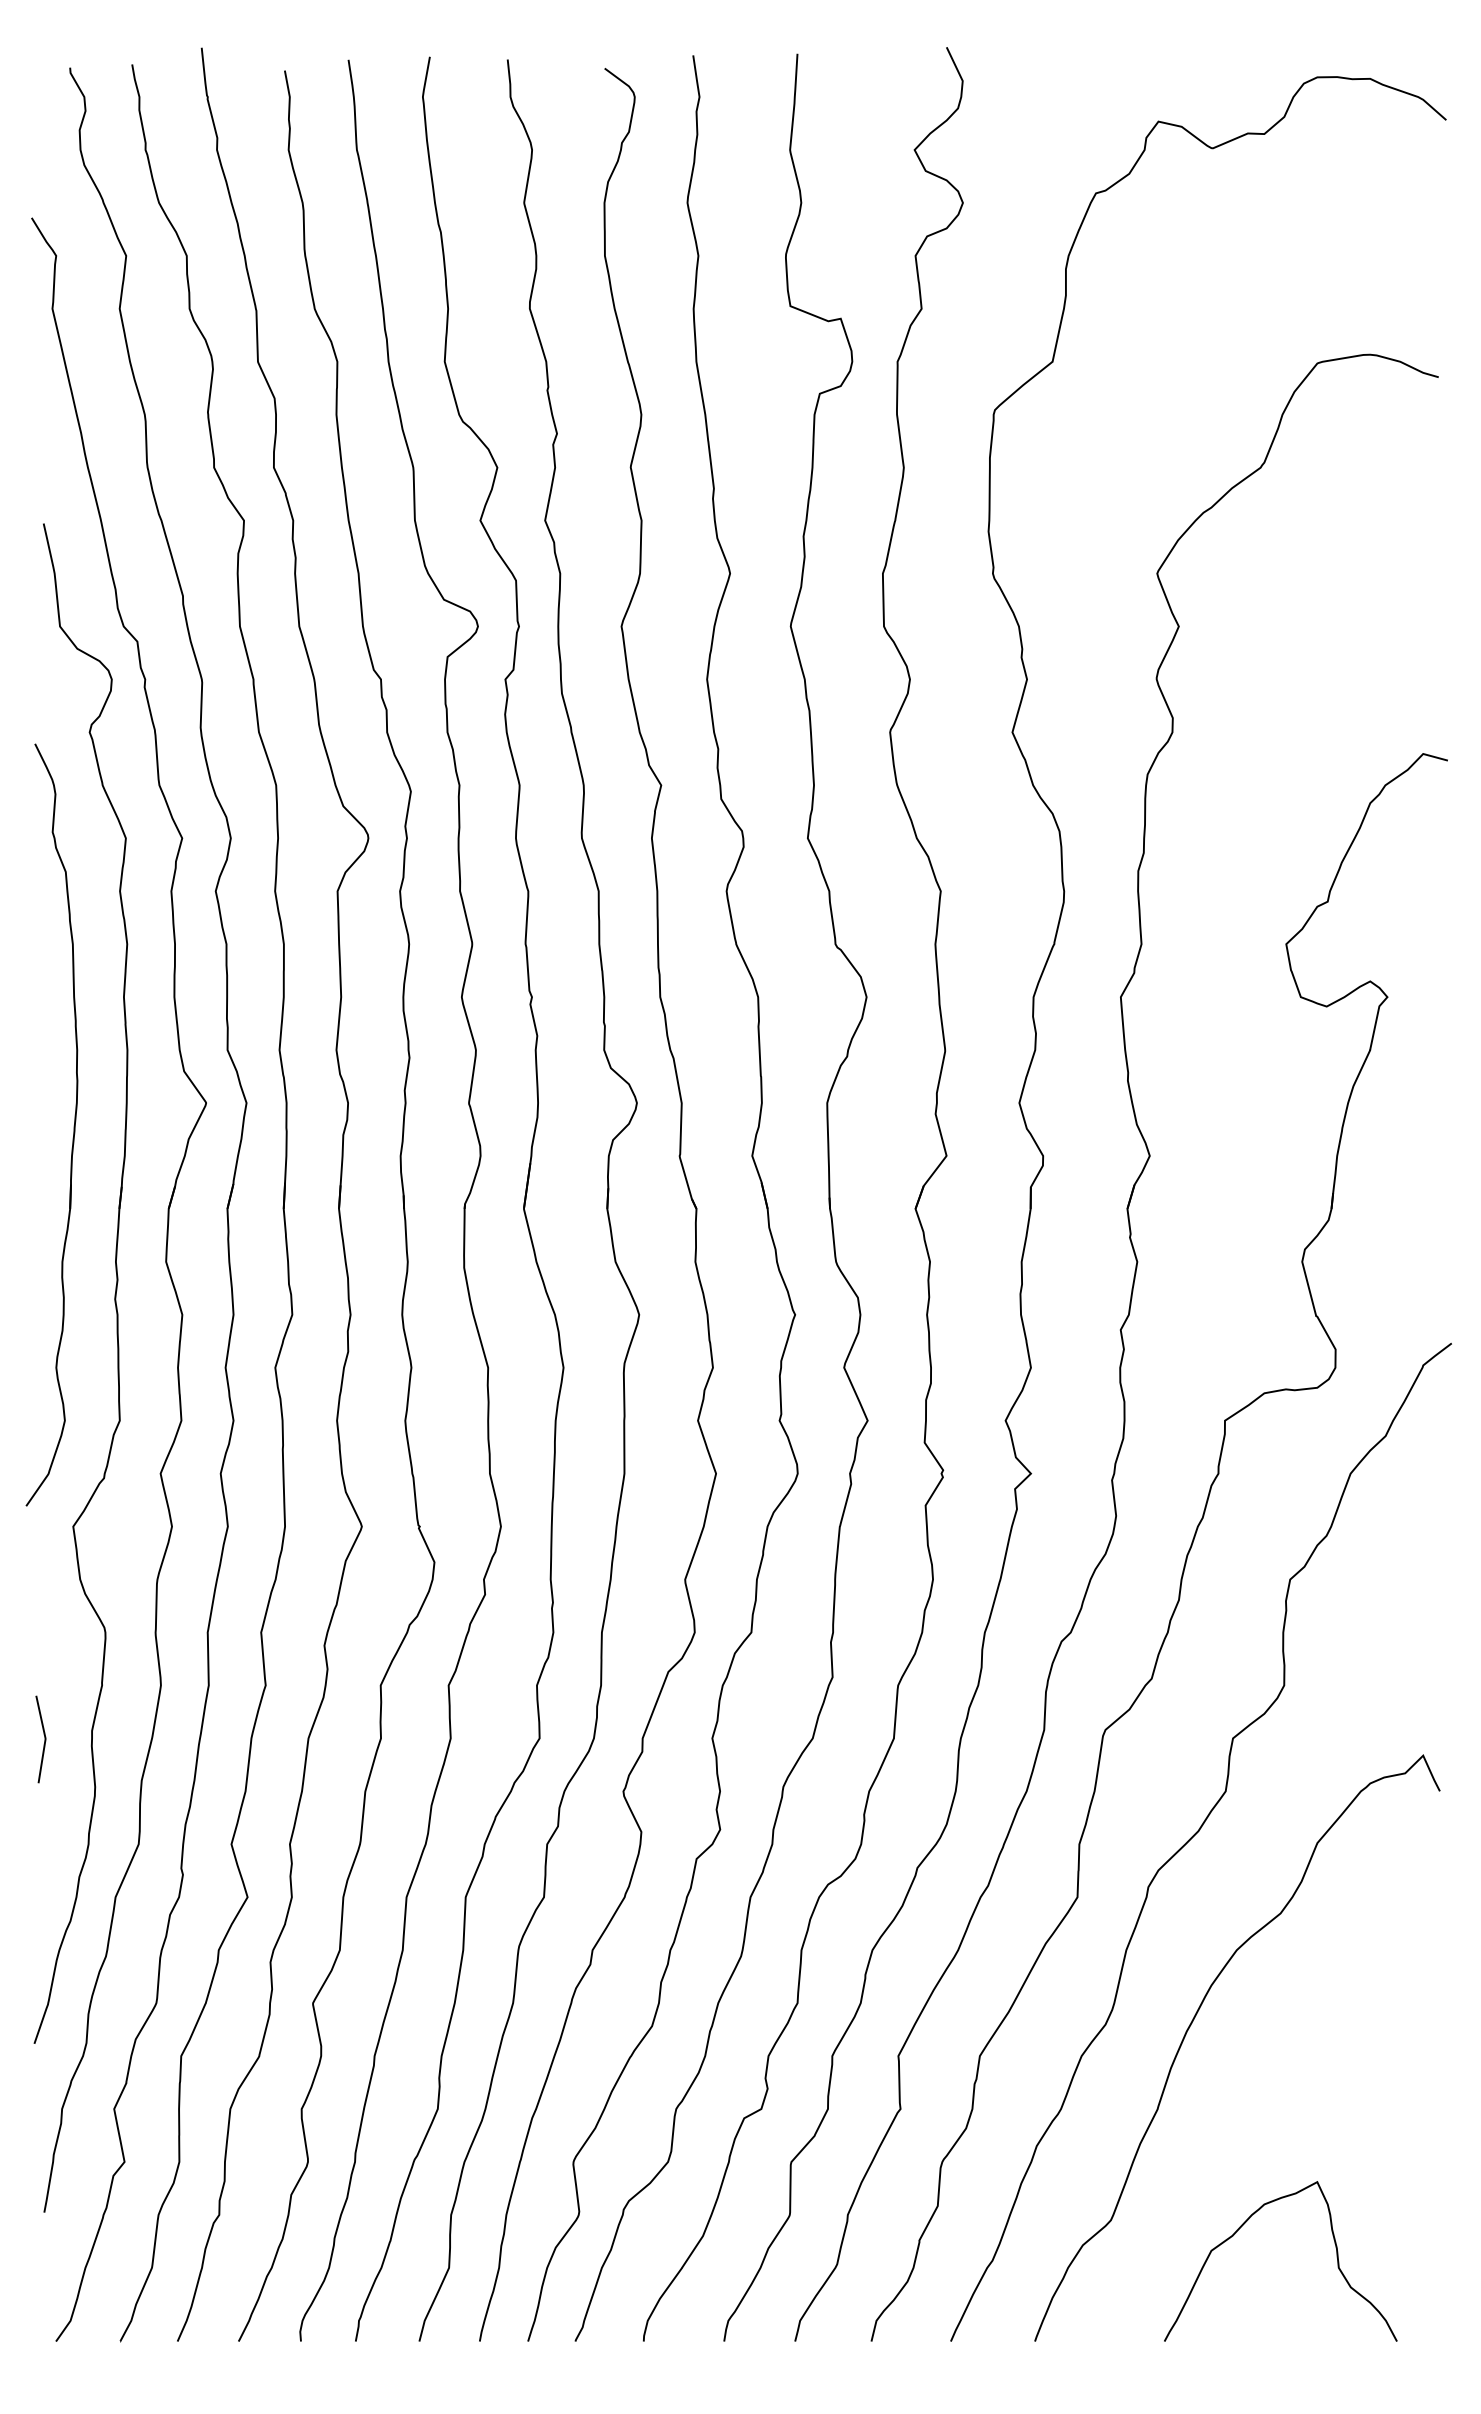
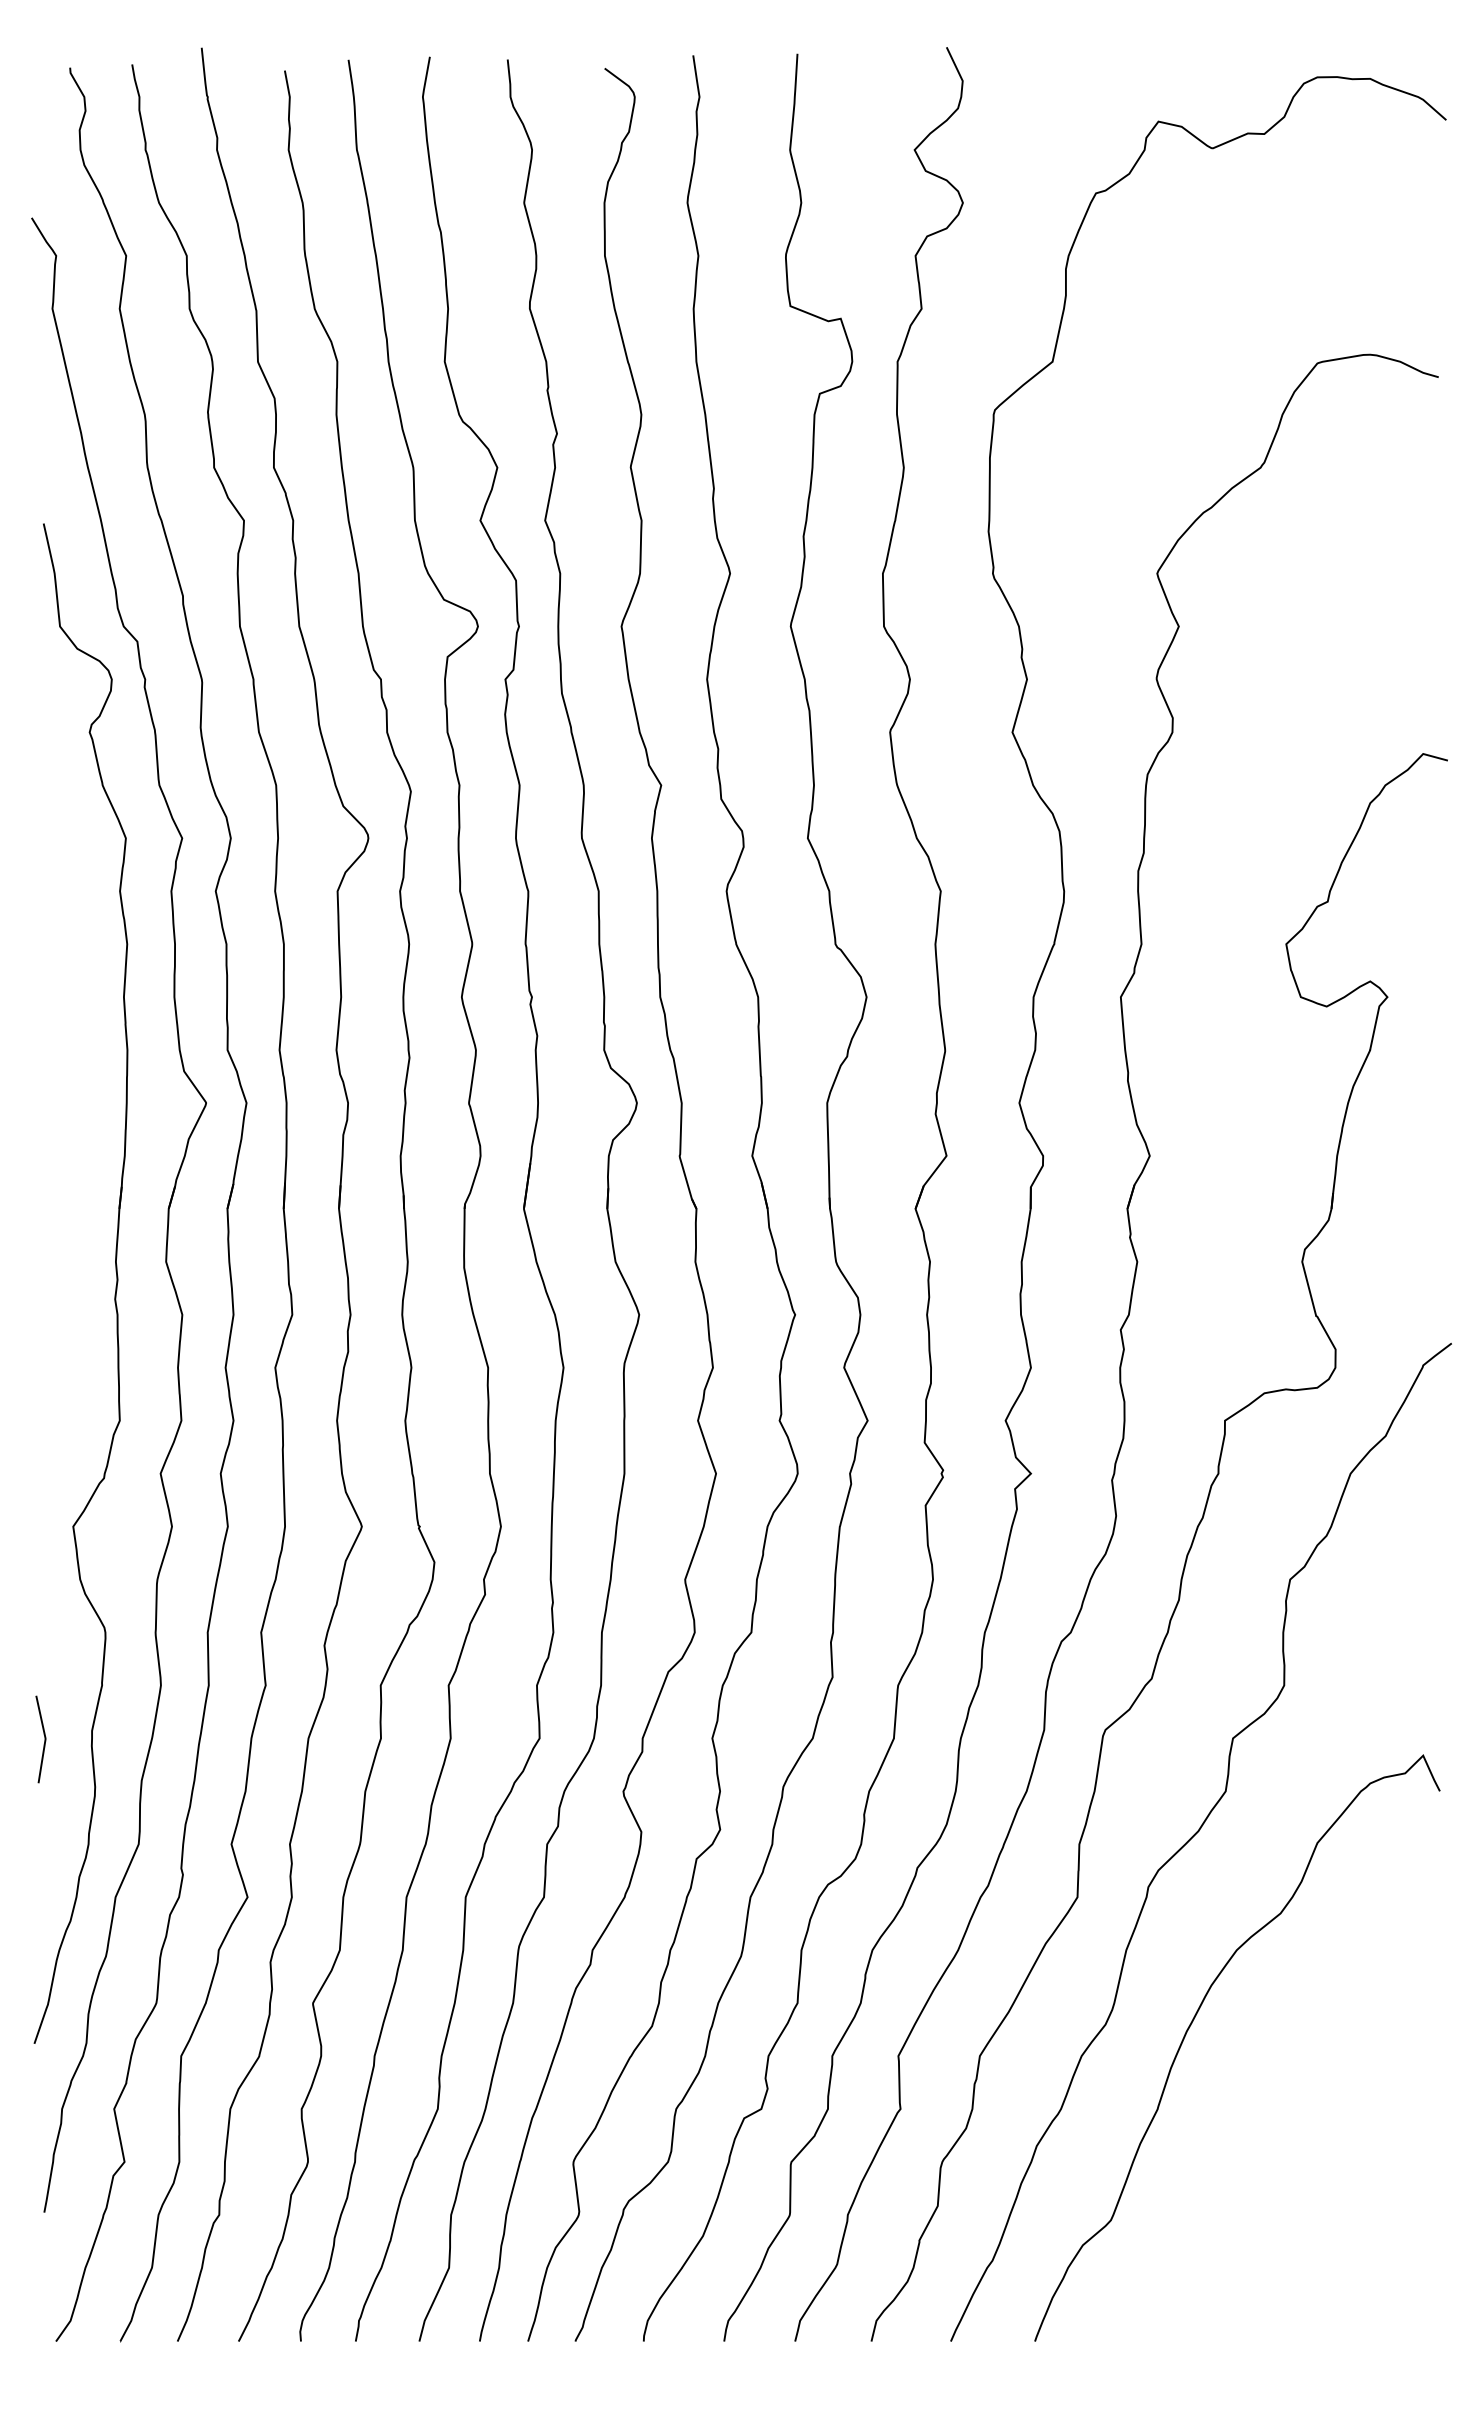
part: present -> none (73, 1125)
curve: present -> none (1244, 2224)
